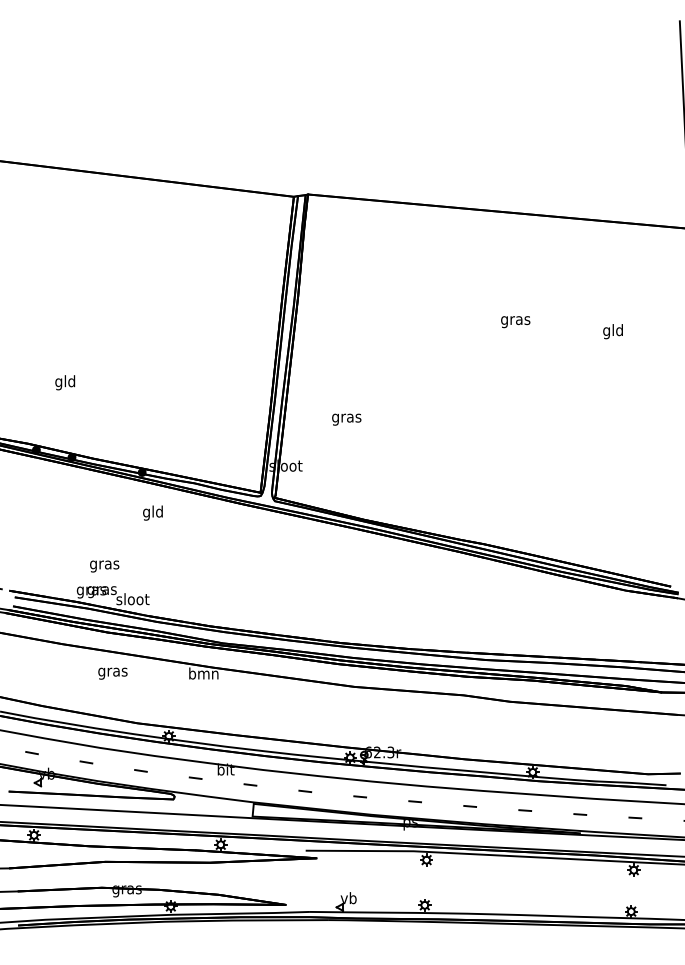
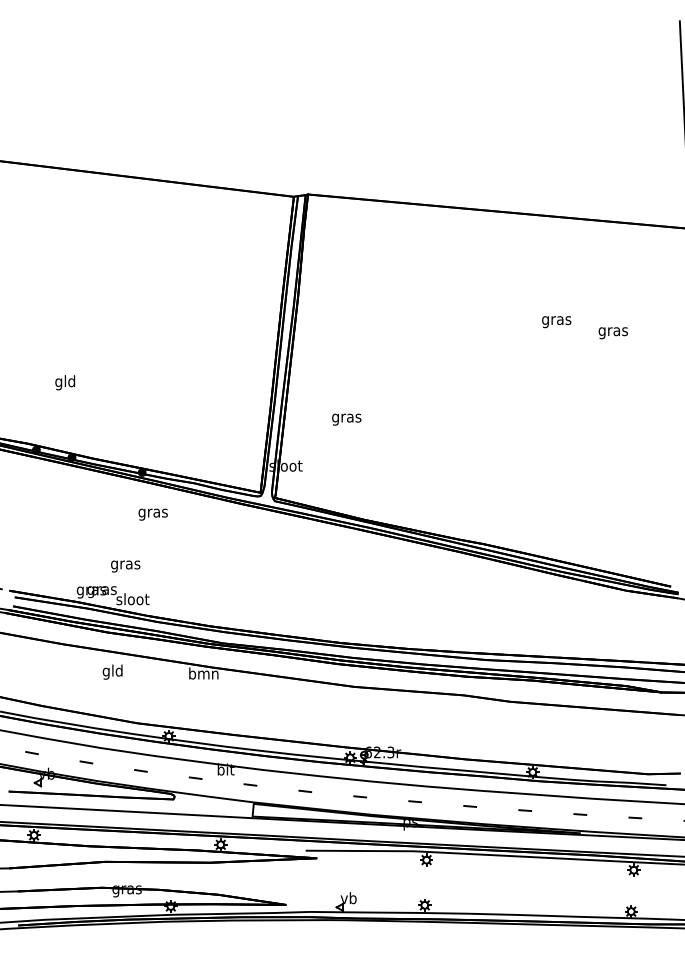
text position: (515, 322) -> (556, 322) (556, 322)
text: gld -> gras (612, 331)
text: gld -> gras (152, 512)
text position: (104, 566) -> (125, 566) (125, 566)
text: gras -> gld (112, 671)
